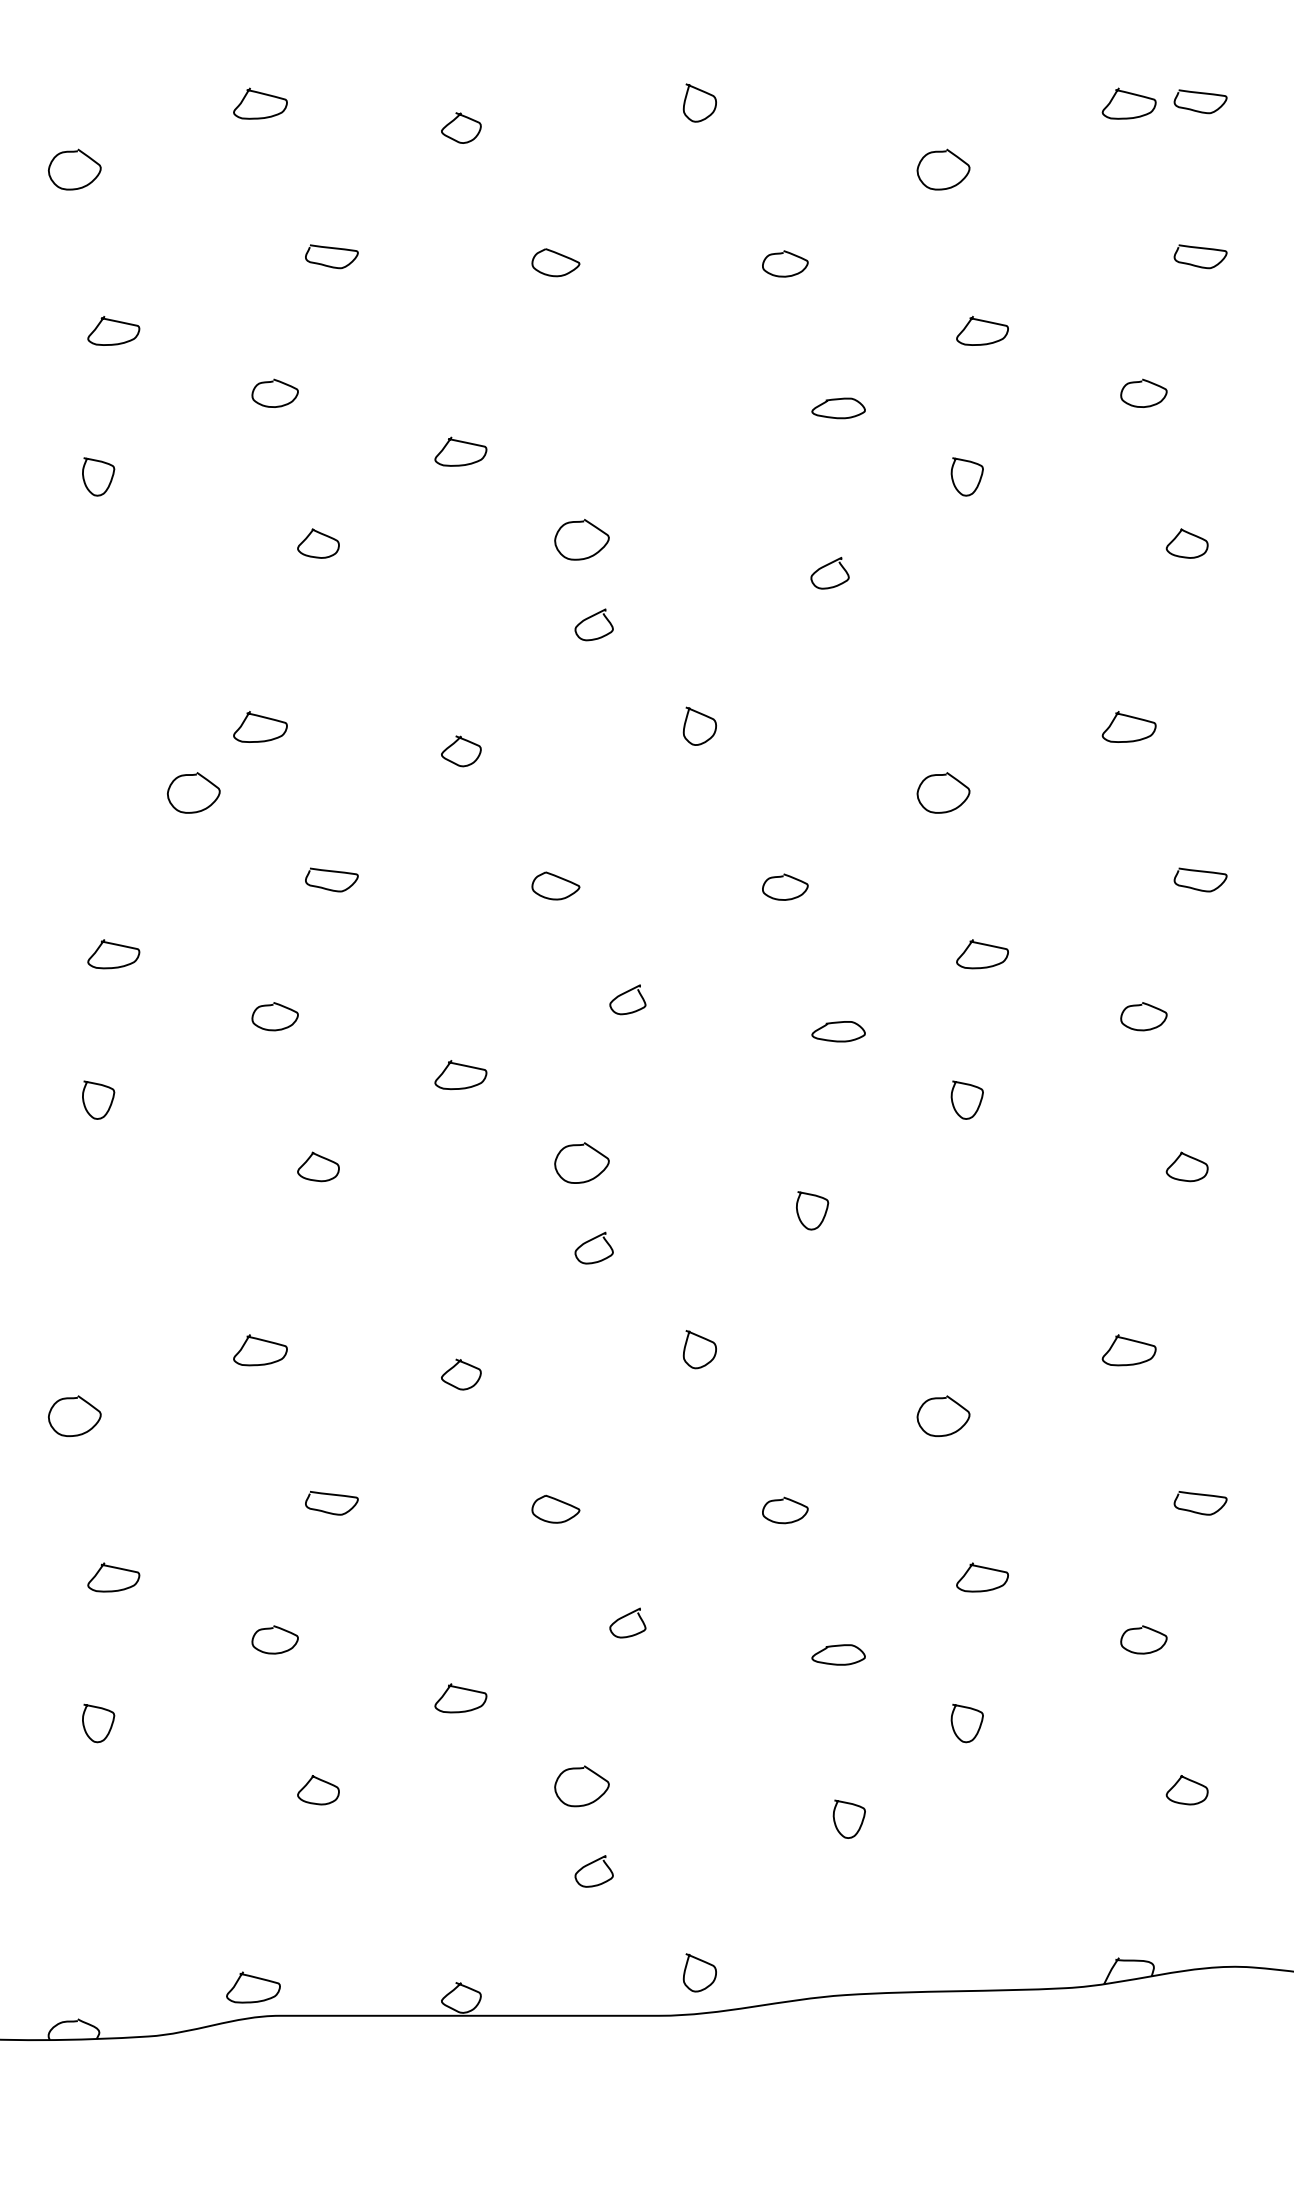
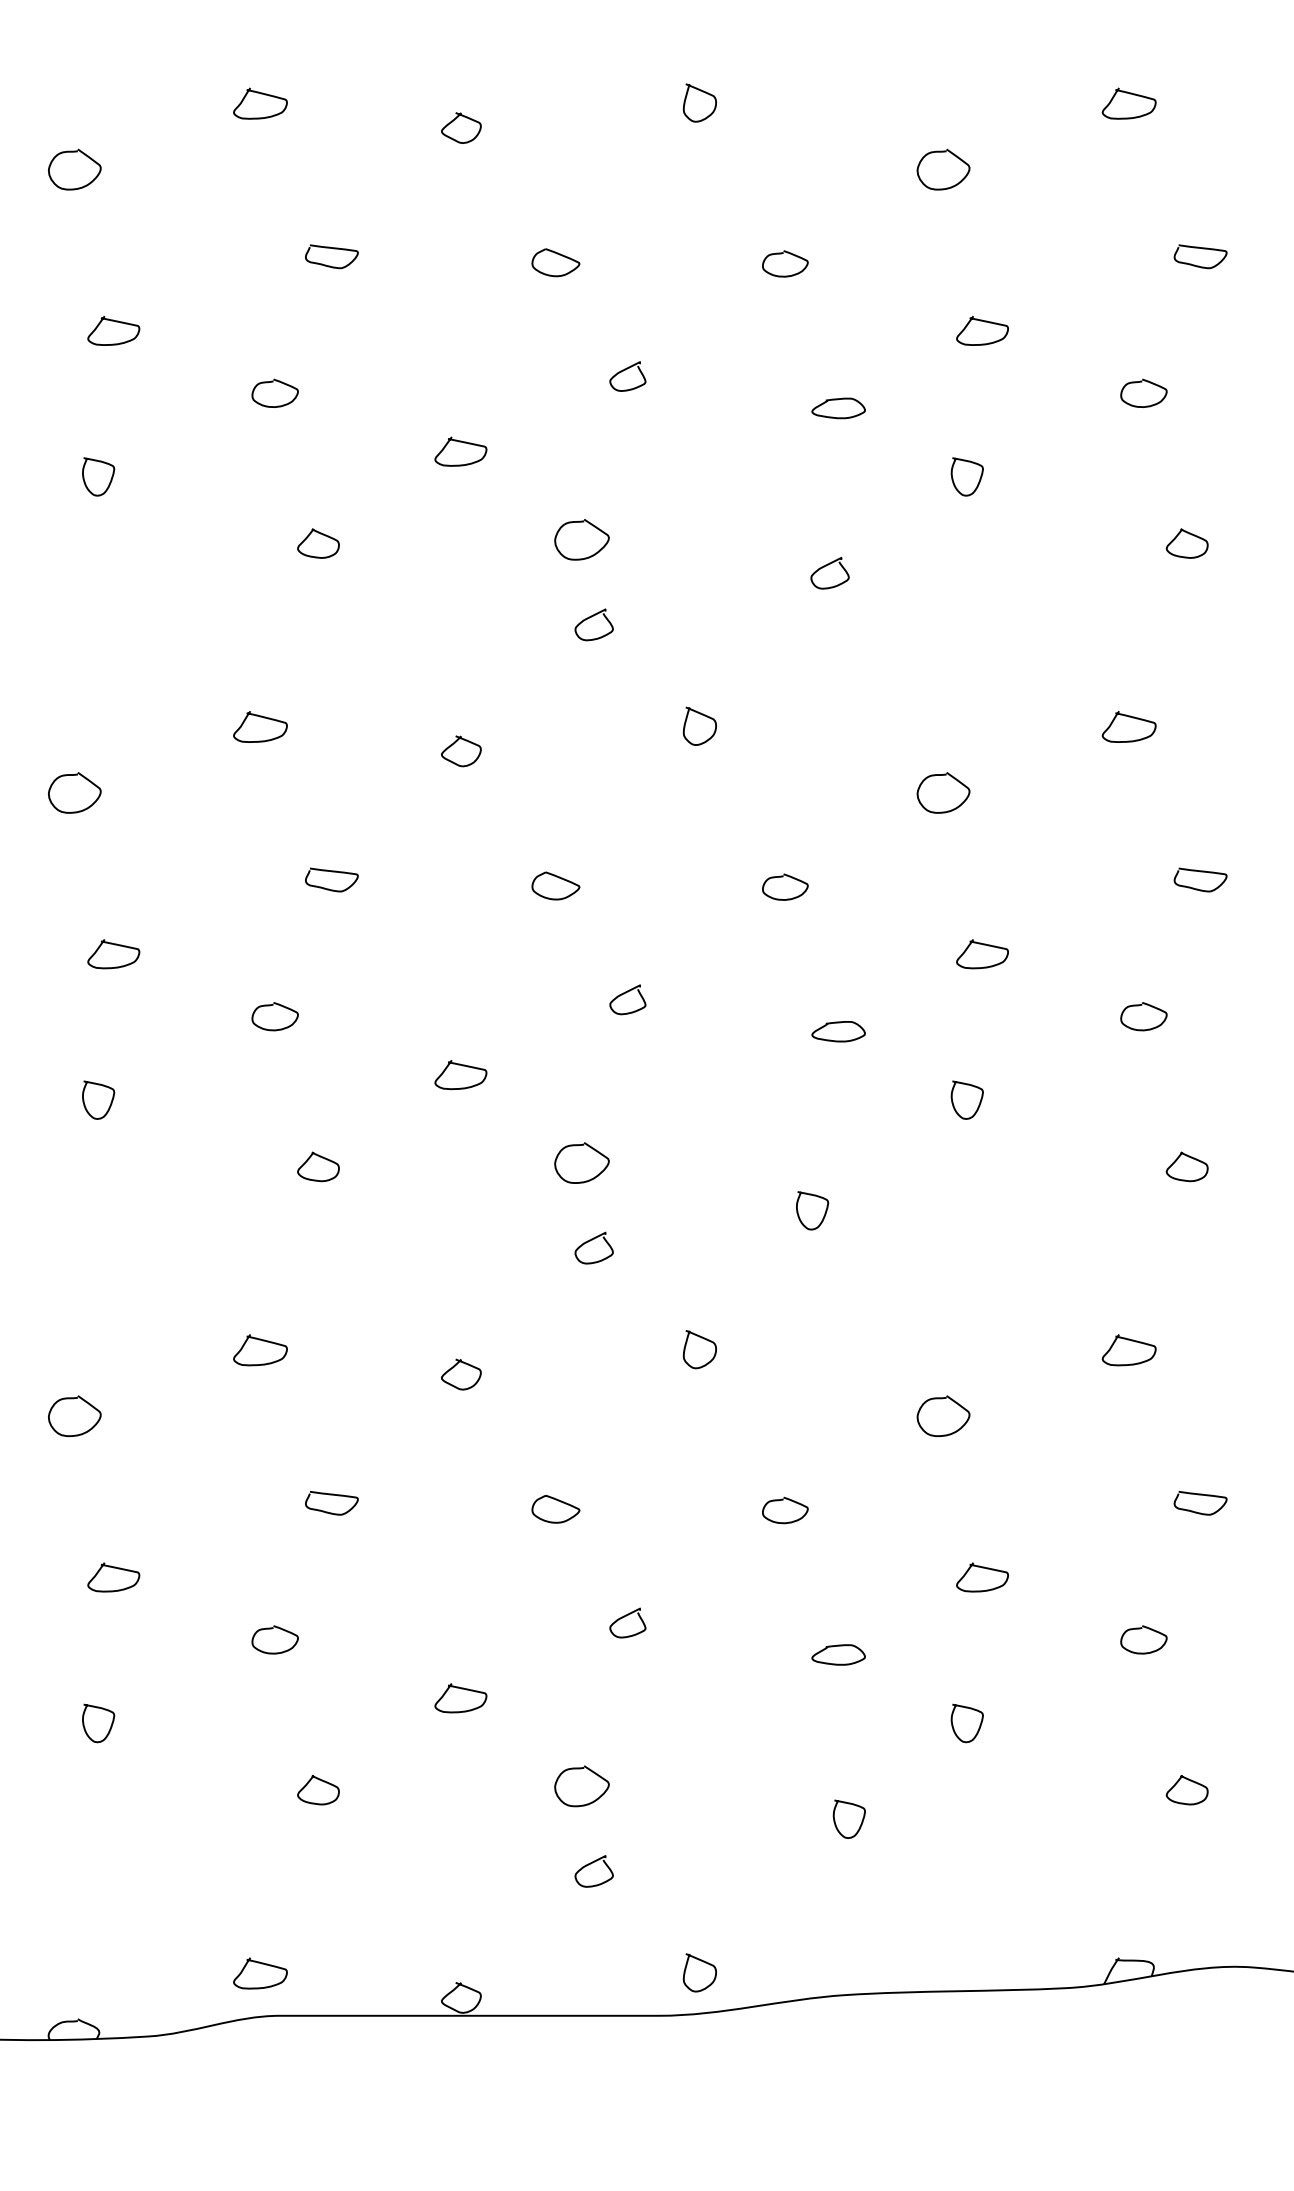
curve: present -> none (1202, 94)
curve: none -> present (625, 370)
curve position: (193, 775) -> (74, 775) (74, 775)
curve position: (254, 1978) -> (261, 1964) (261, 1964)
